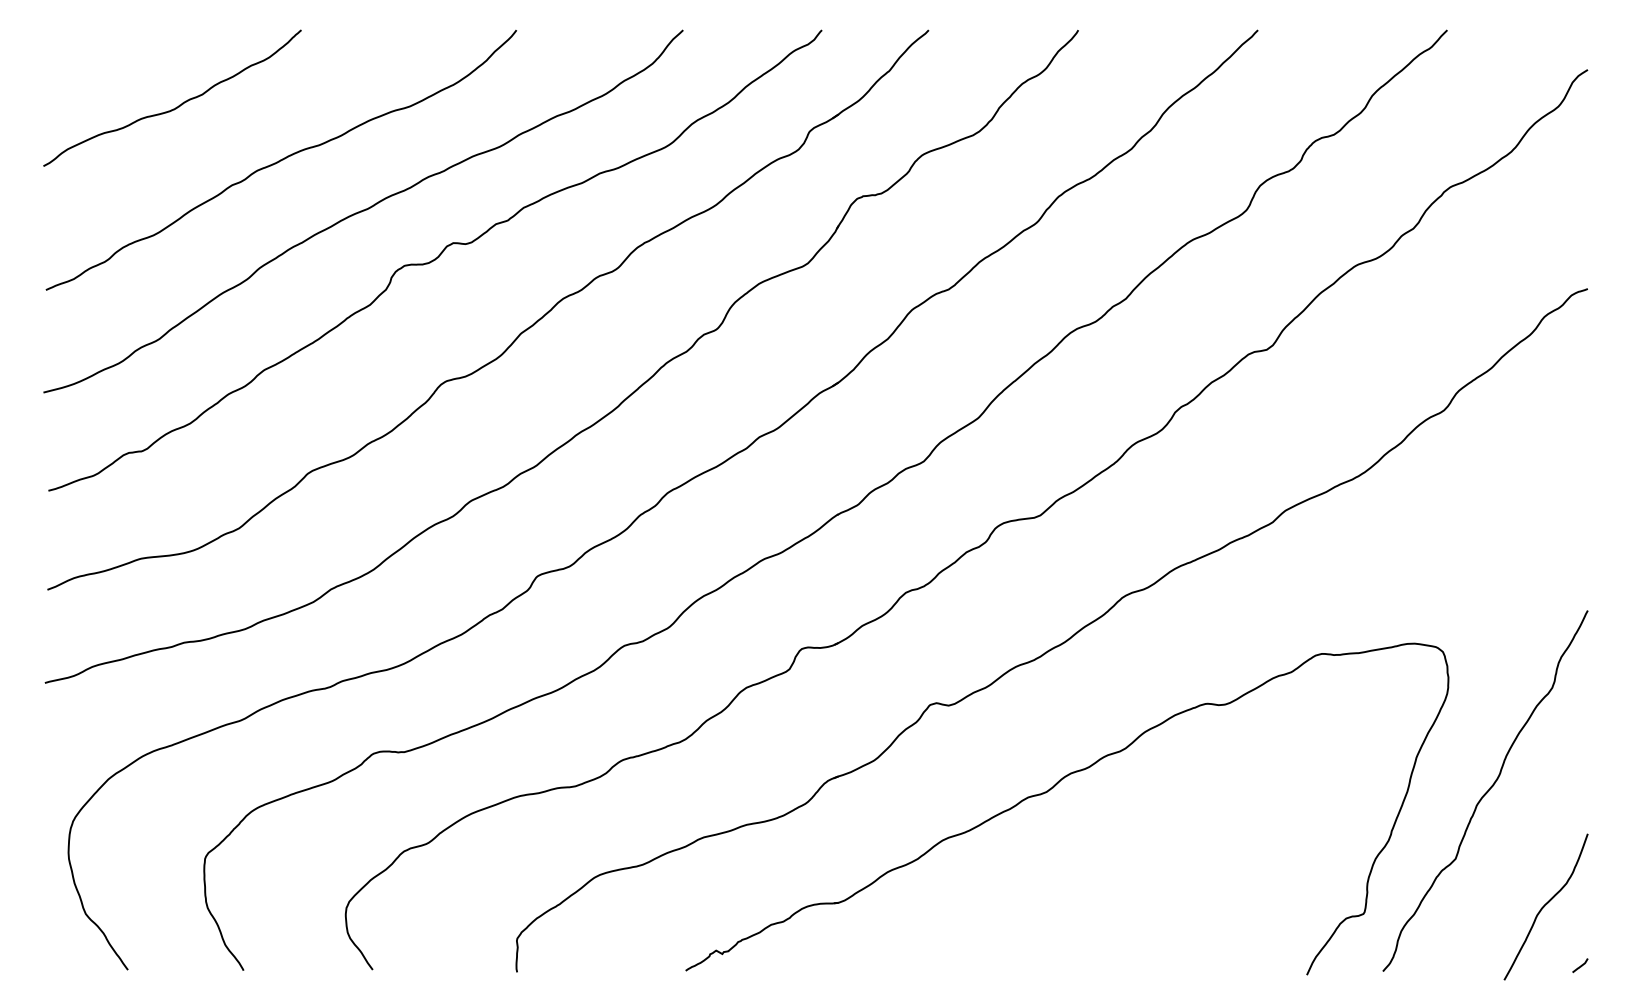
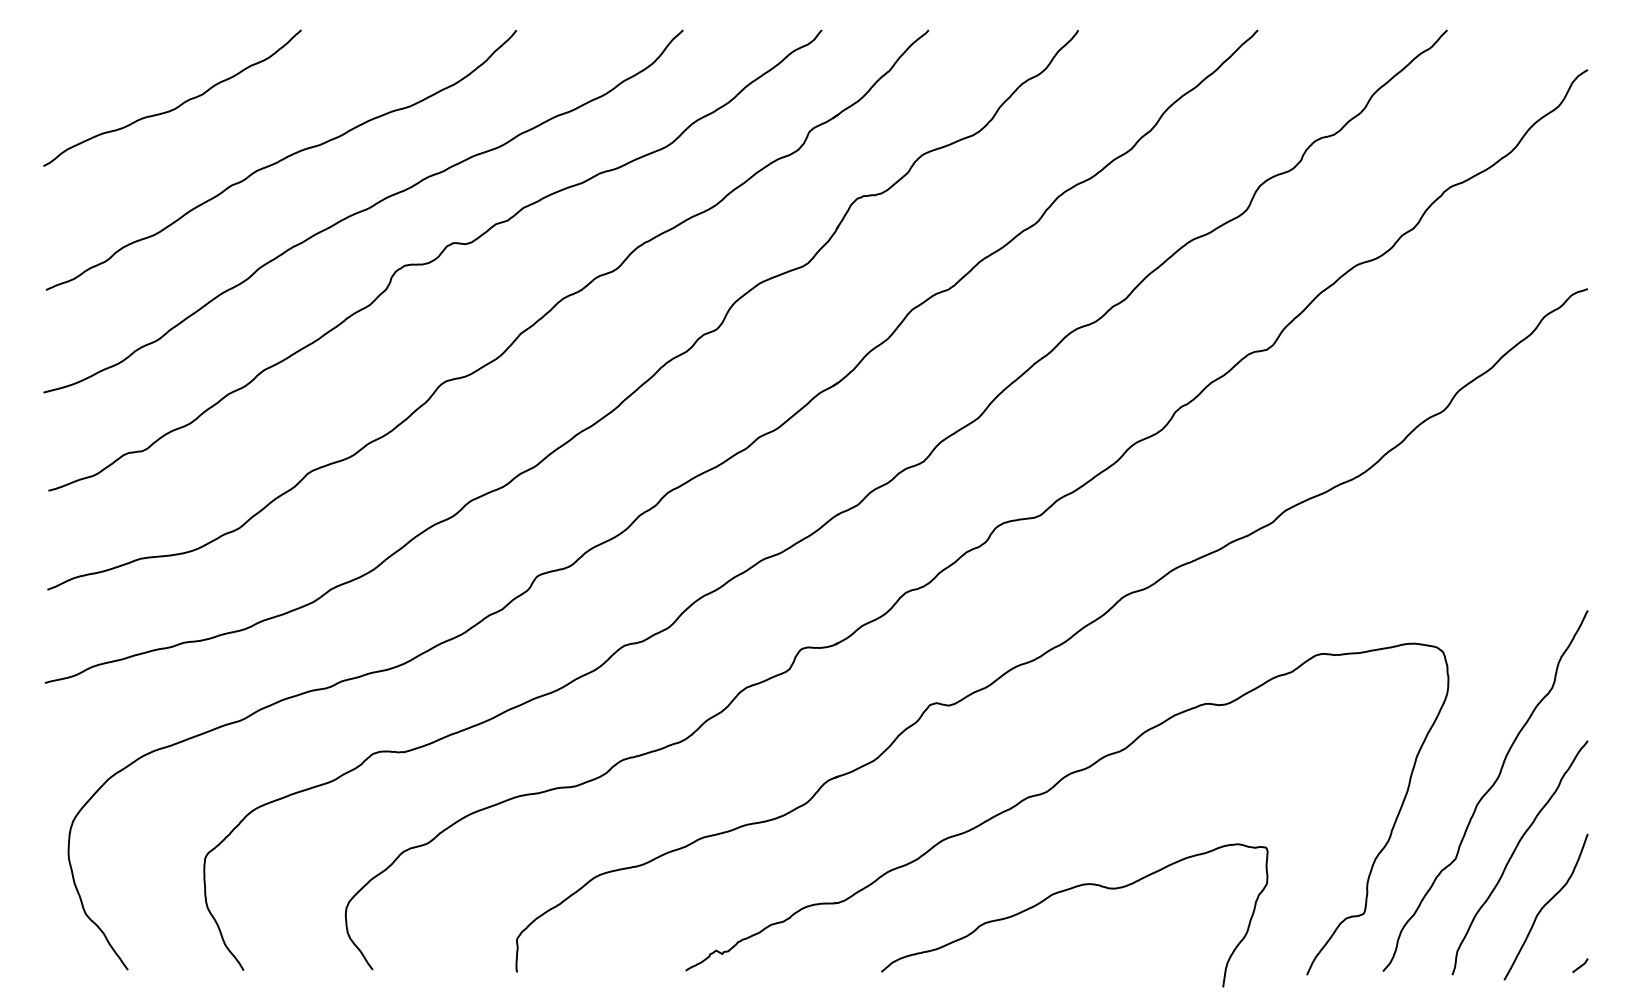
curve: none -> present (1514, 853)
curve: none -> present (1065, 891)
